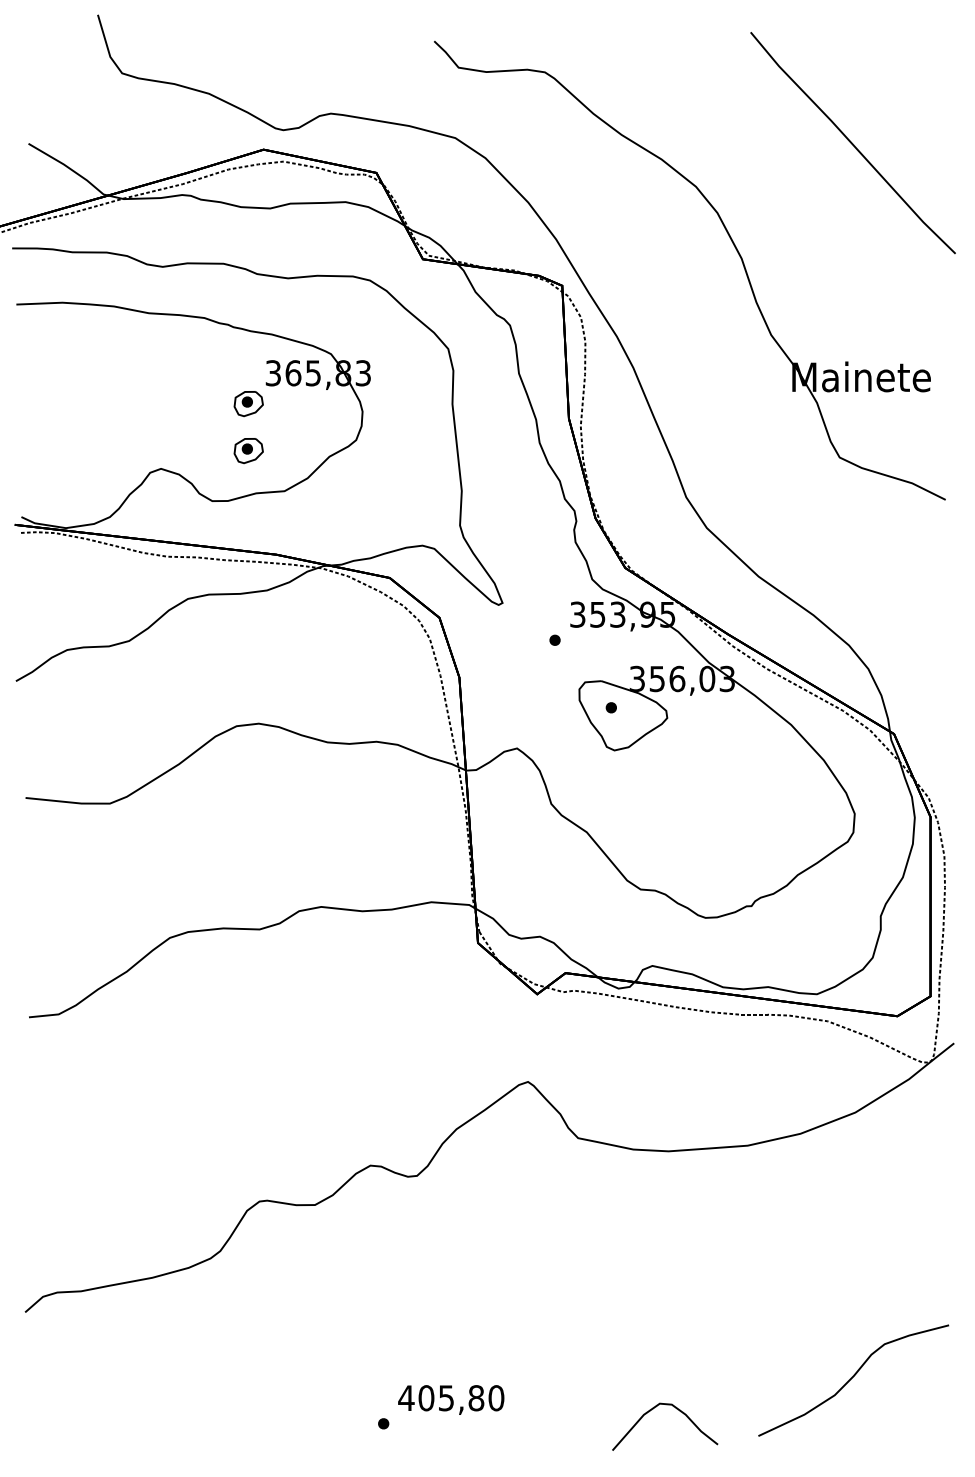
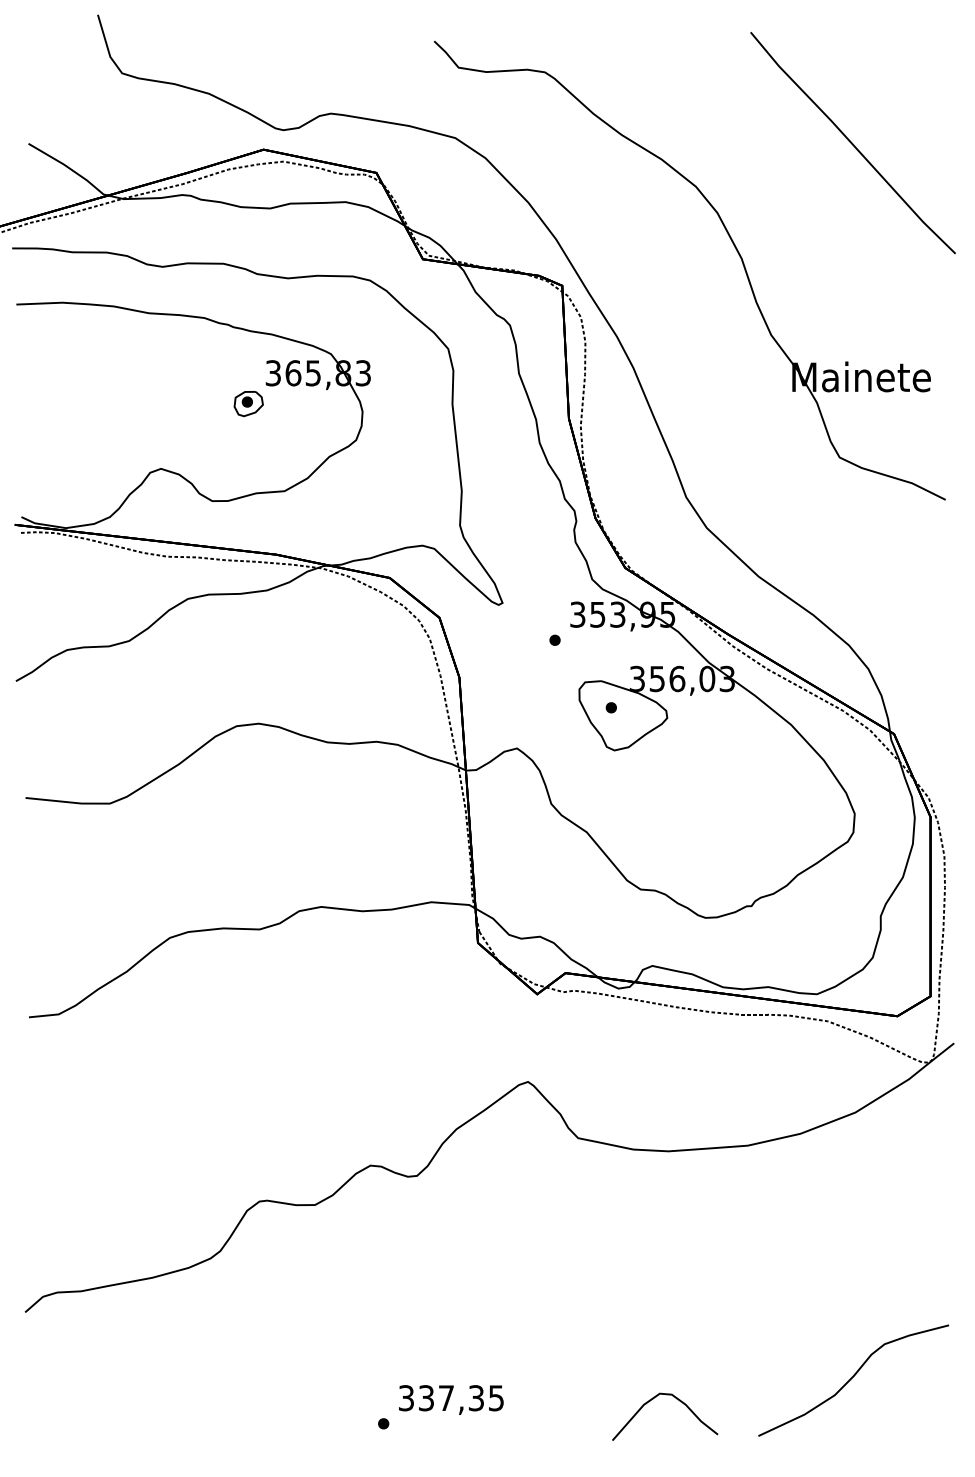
part: present -> none (248, 451)
text: 405,80 -> 337,35 (451, 1398)
curve position: (676, 1409) -> (676, 1399) (676, 1399)
